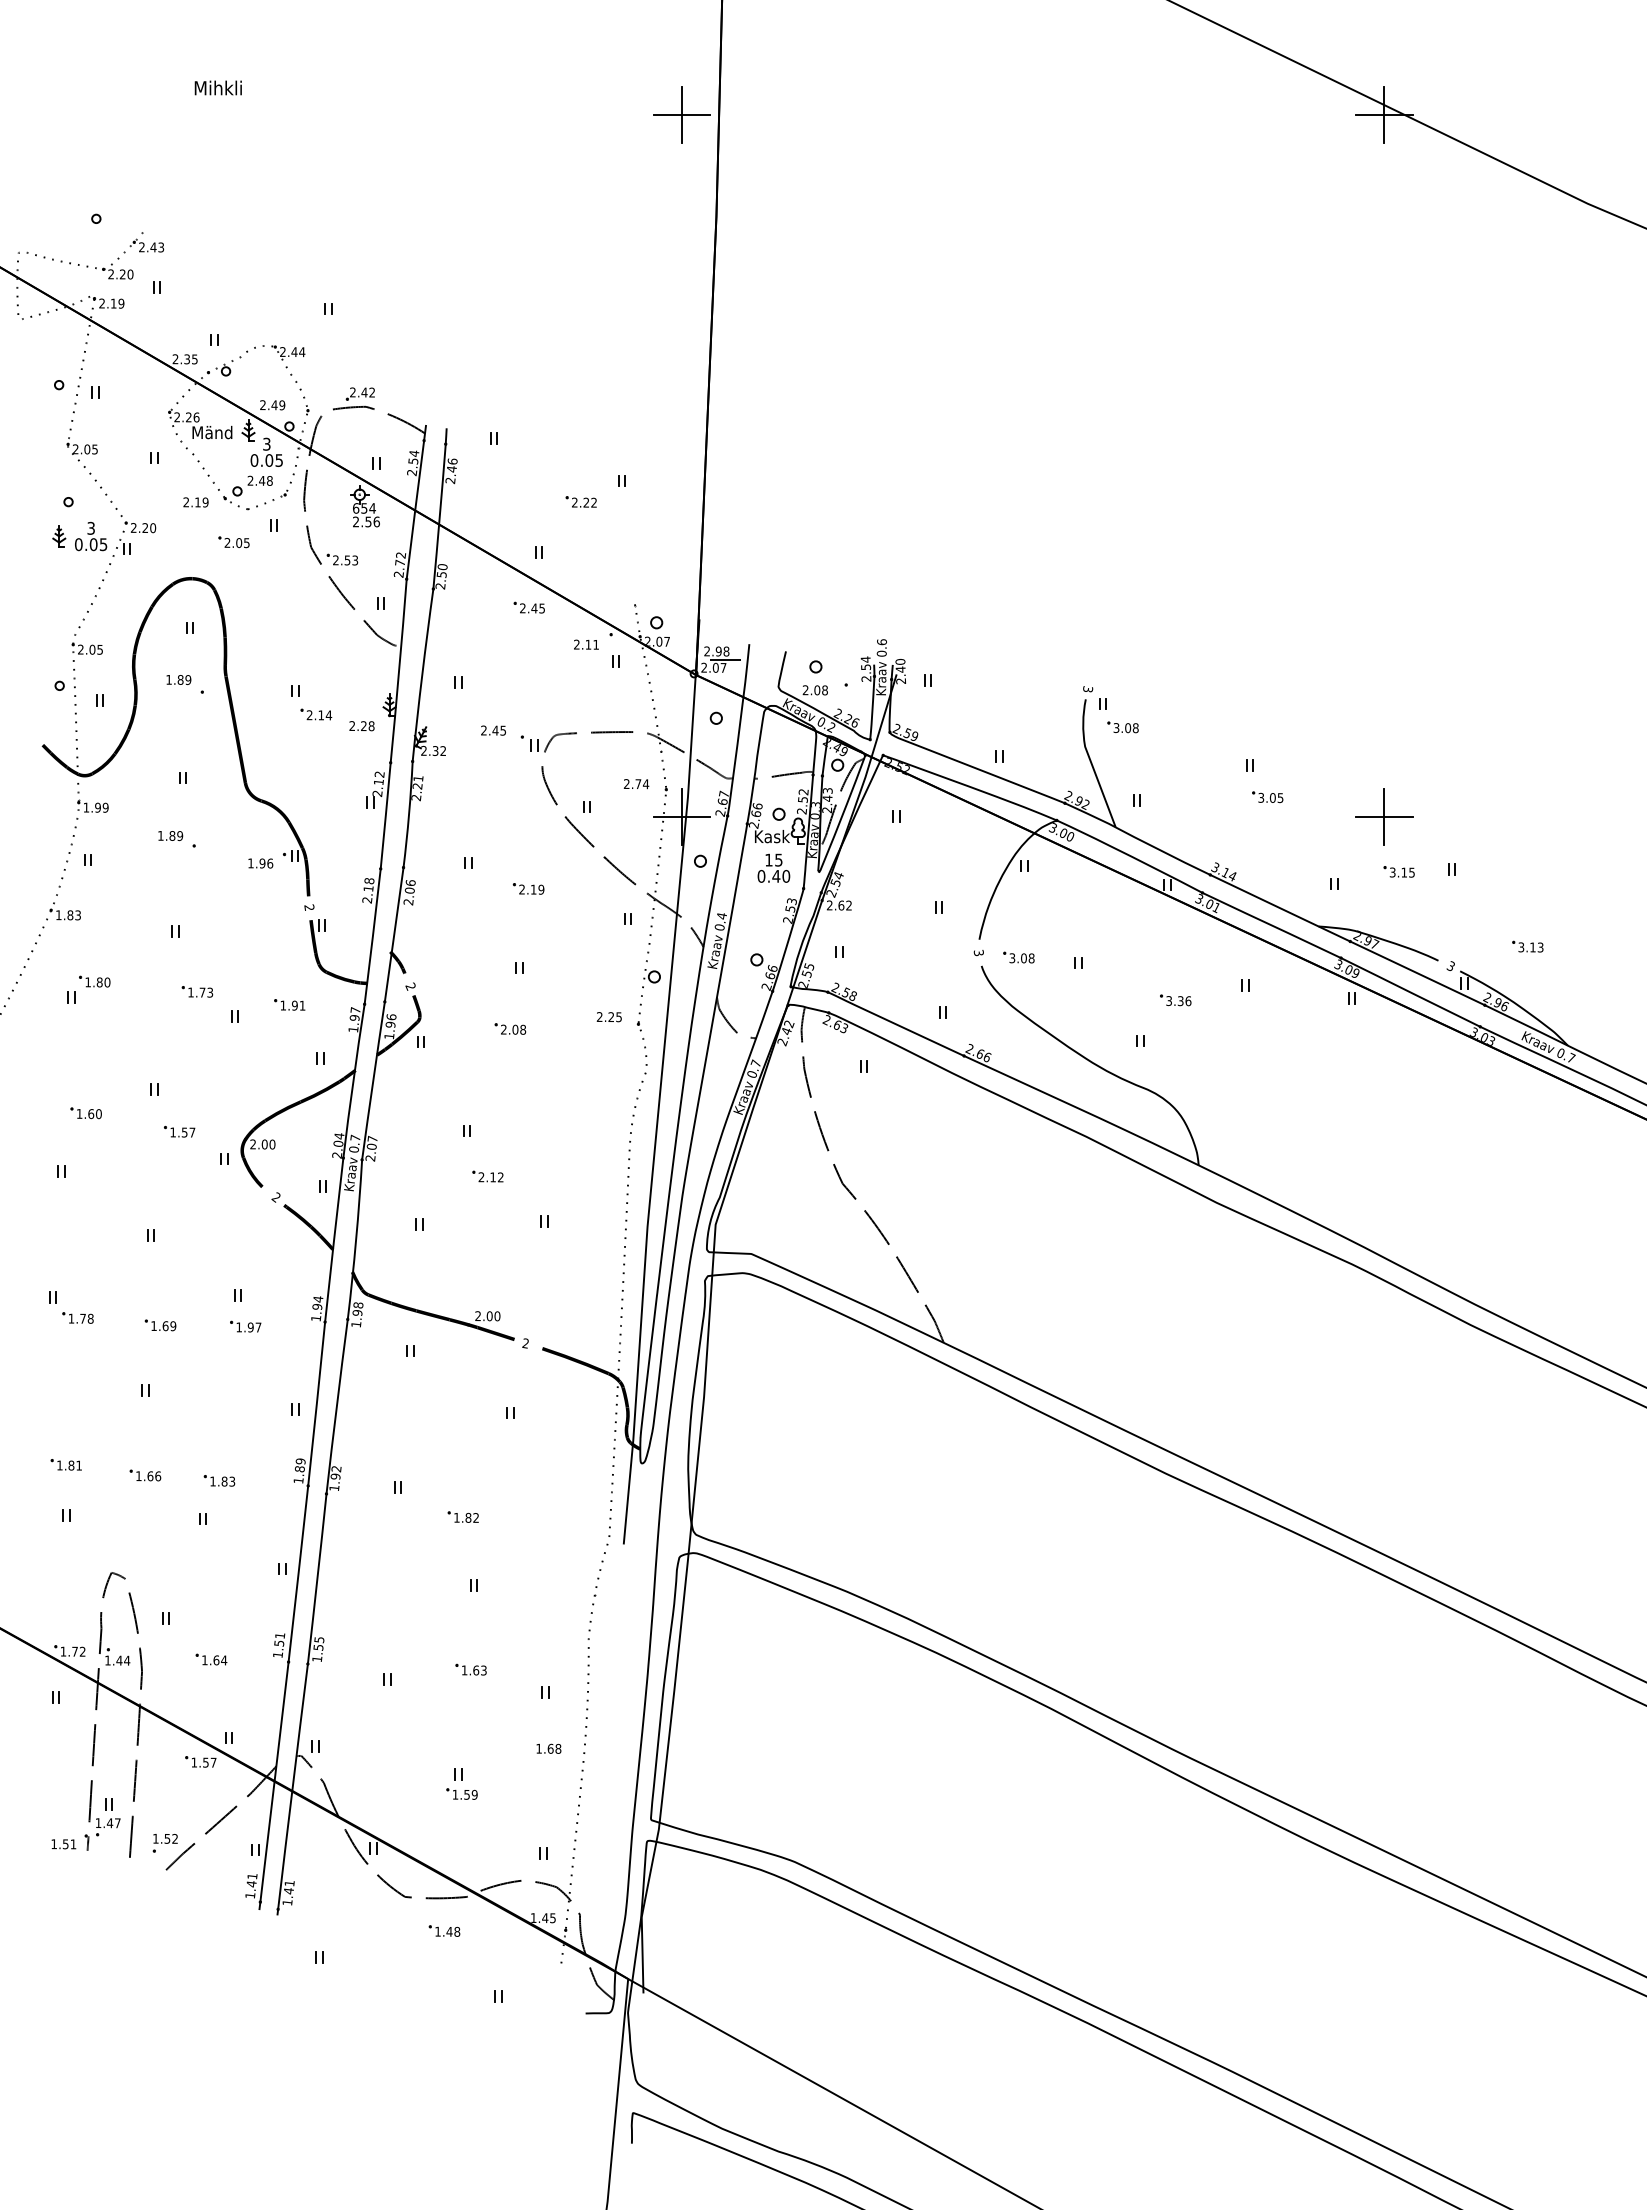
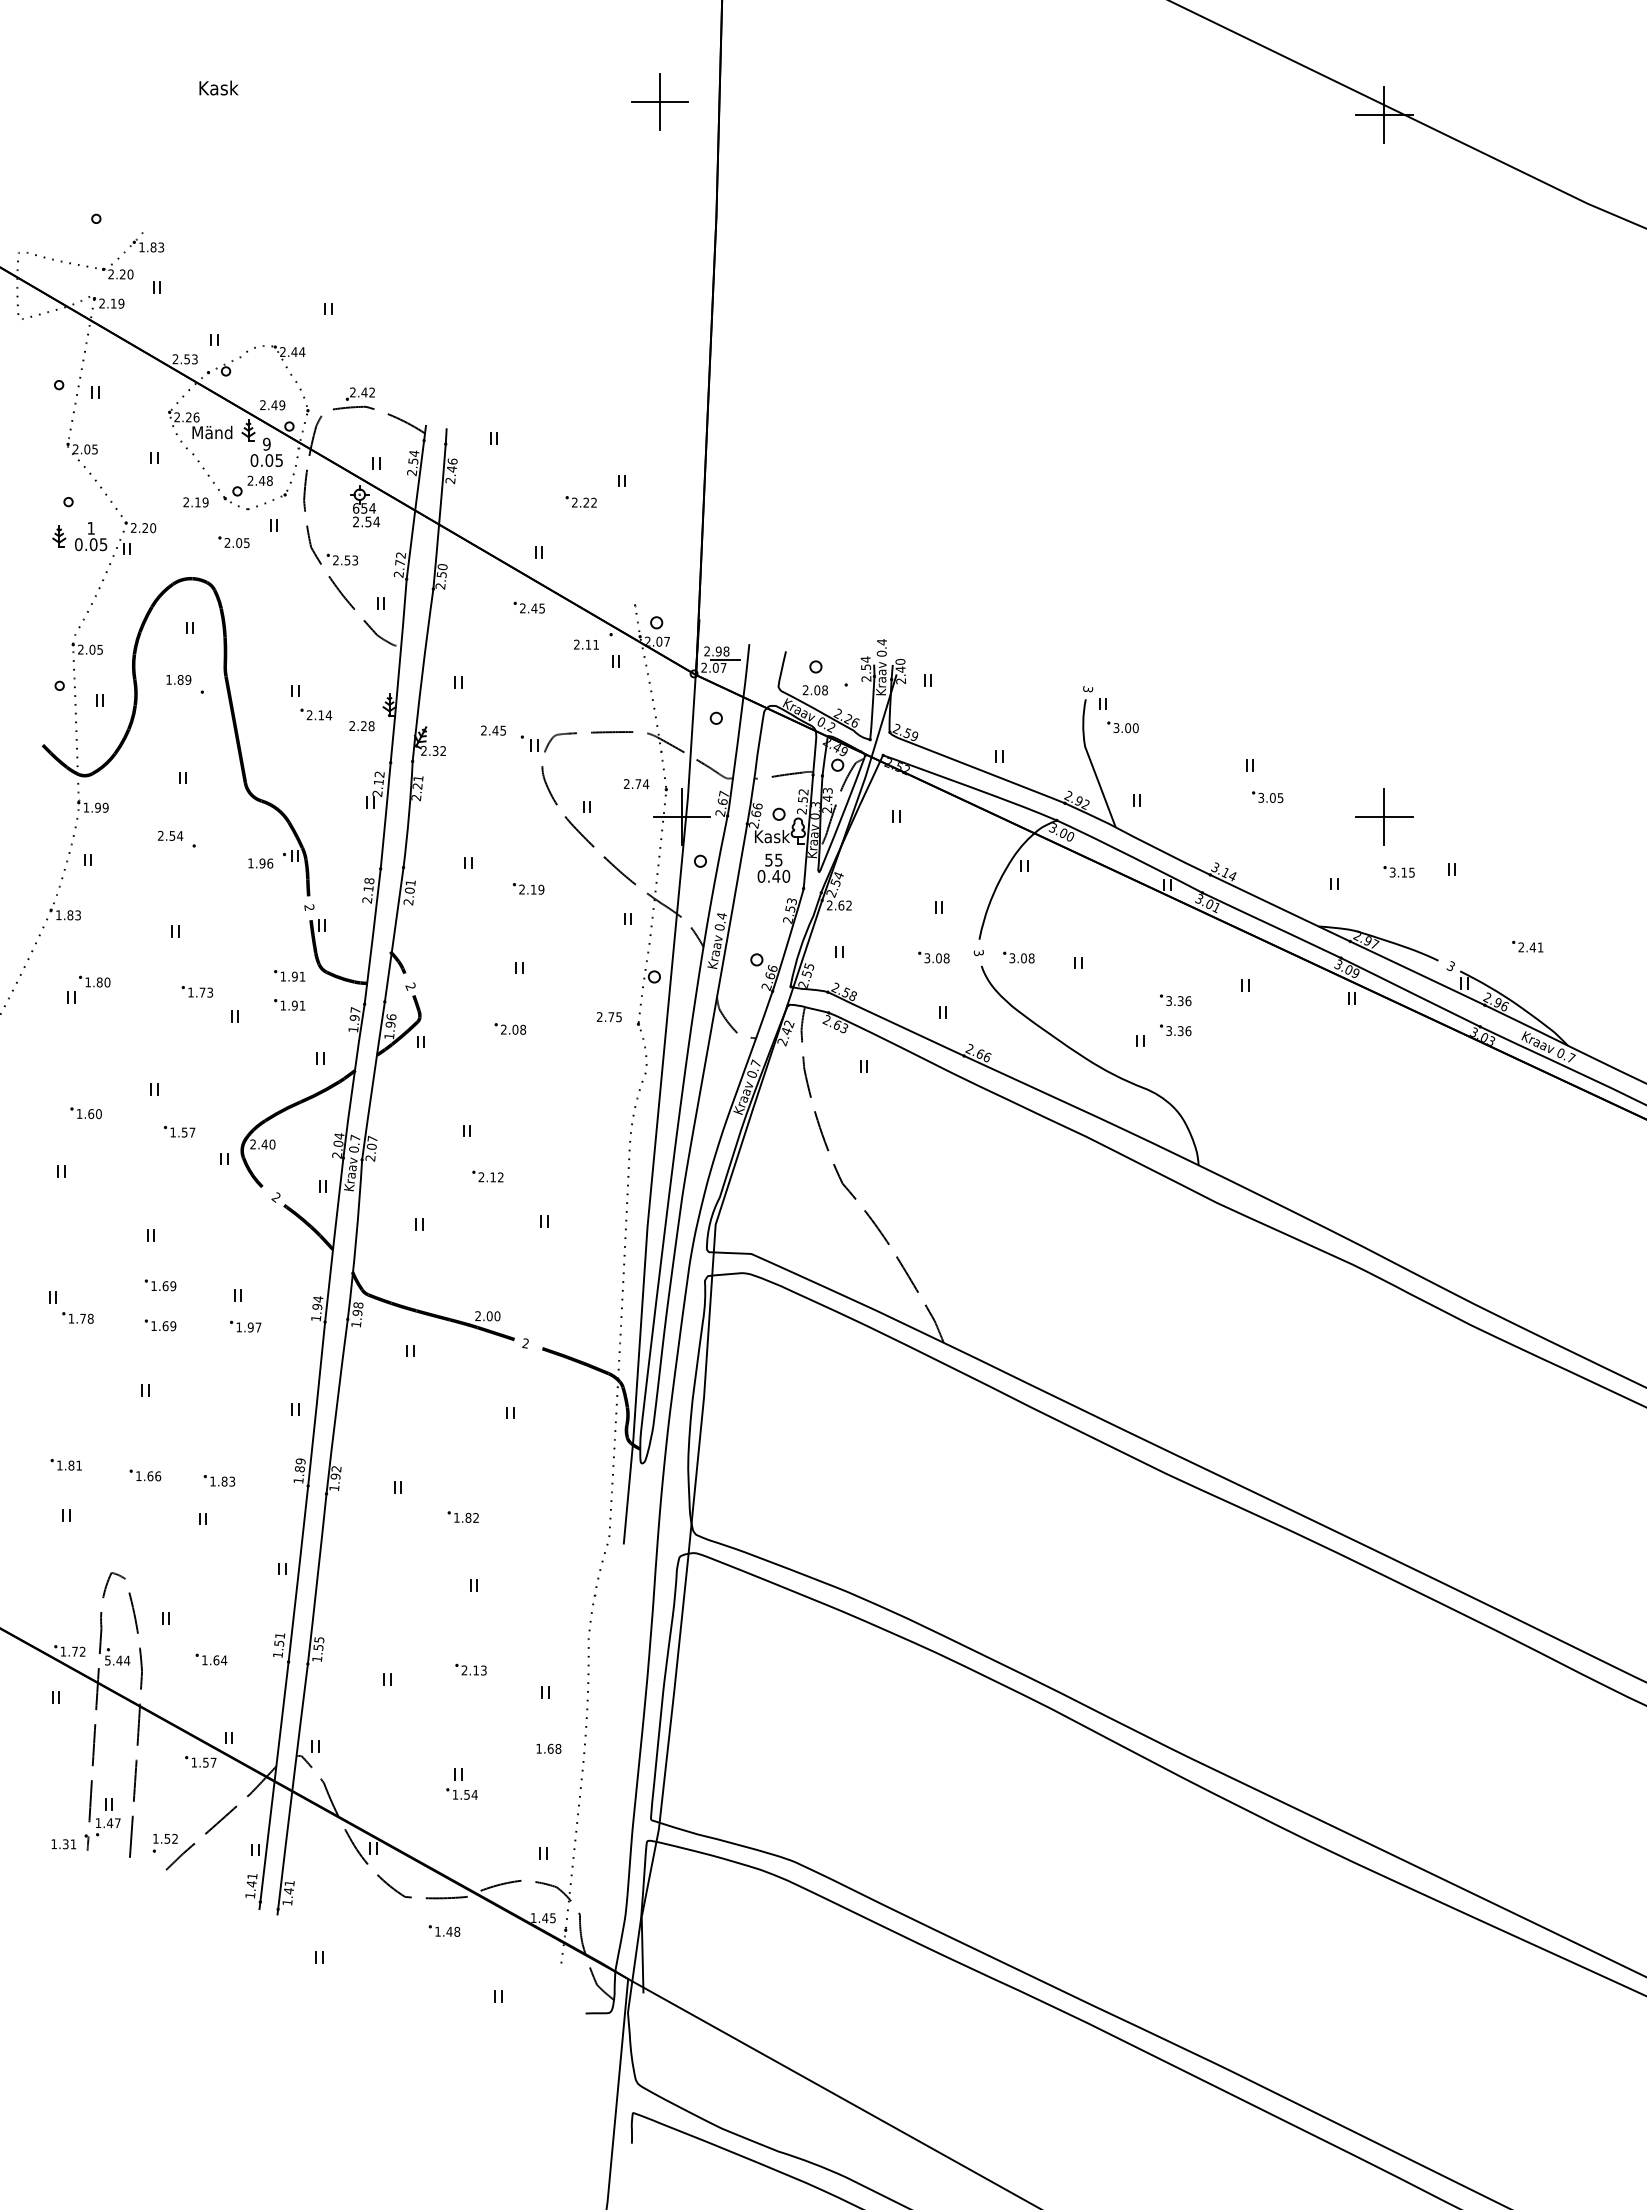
text: Mihkli -> Kask (217, 87)
part position: (681, 114) -> (659, 101) (659, 101)
text: 2.43 -> 1.83 (147, 247)
text: 2.35 -> 2.53 (190, 358)
text: 3 -> 9 (266, 443)
text: 2.56 -> 2.54 (376, 521)
text: 3 -> 1 (90, 527)
text: 0.6 -> 0.4 (881, 642)
text: 3.08 -> 3.00 (1135, 727)
text: 1.89 -> 2.54 (170, 835)
text: 15 -> 55 (768, 859)
text: 2.06 -> 2.01 (410, 882)
text: 3.13 -> 2.41 (1530, 947)
part: none -> present (933, 957)
part: none -> present (289, 975)
text: 2.25 -> 2.75 (611, 1016)
part: none -> present (1175, 1030)
text: 2.00 -> 2.40 (264, 1144)
part: none -> present (160, 1285)
text: 1.44 -> 5.44 (107, 1660)
text: 1.63 -> 2.13 (470, 1670)
text: 1.59 -> 1.54 (474, 1794)
text: 1.51 -> 1.31 (65, 1843)
